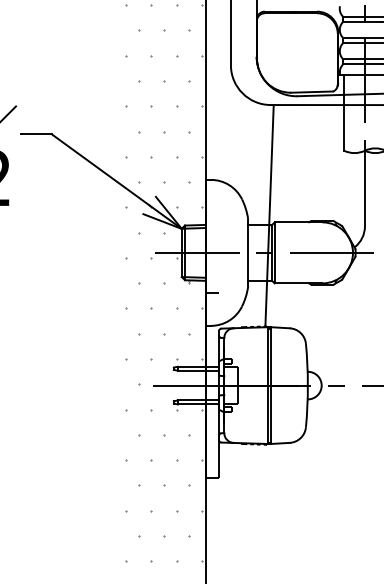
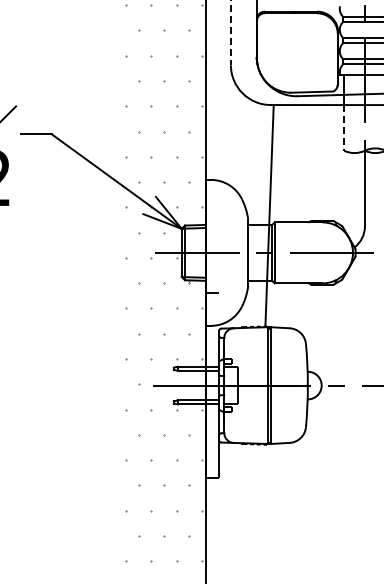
line: solid -> dashed (230, 33)
line: solid -> dashed (344, 127)
